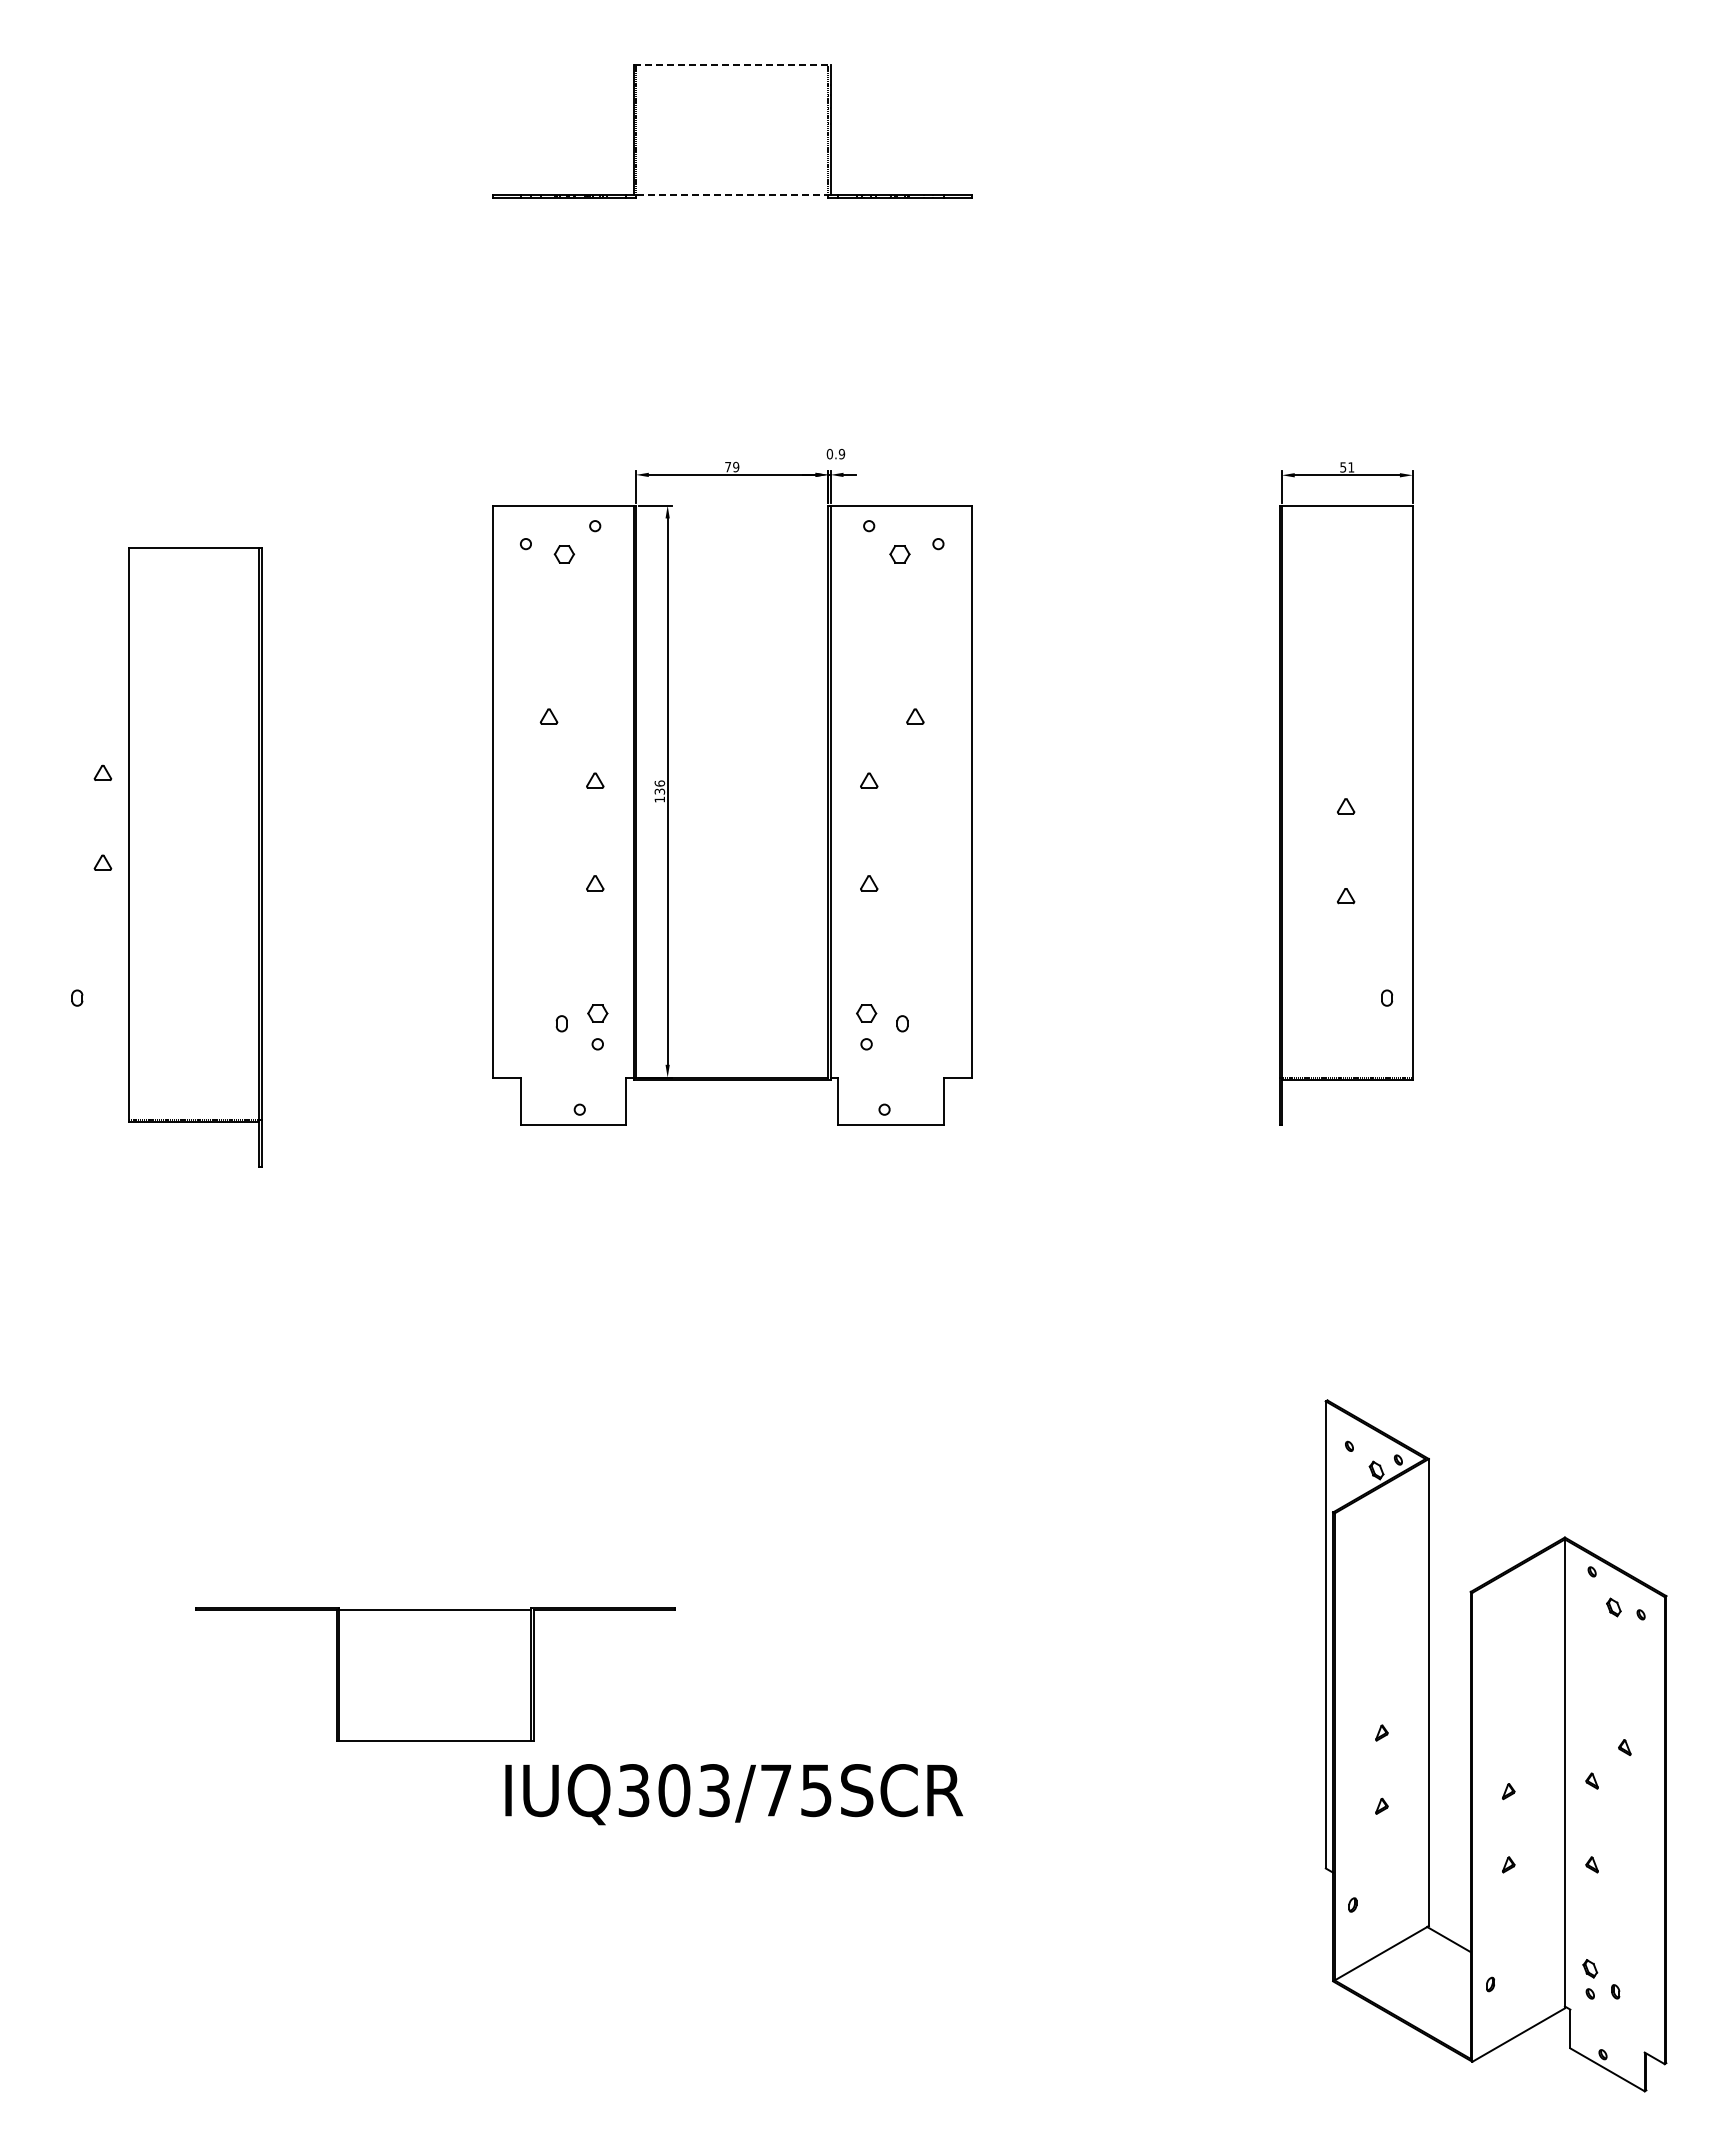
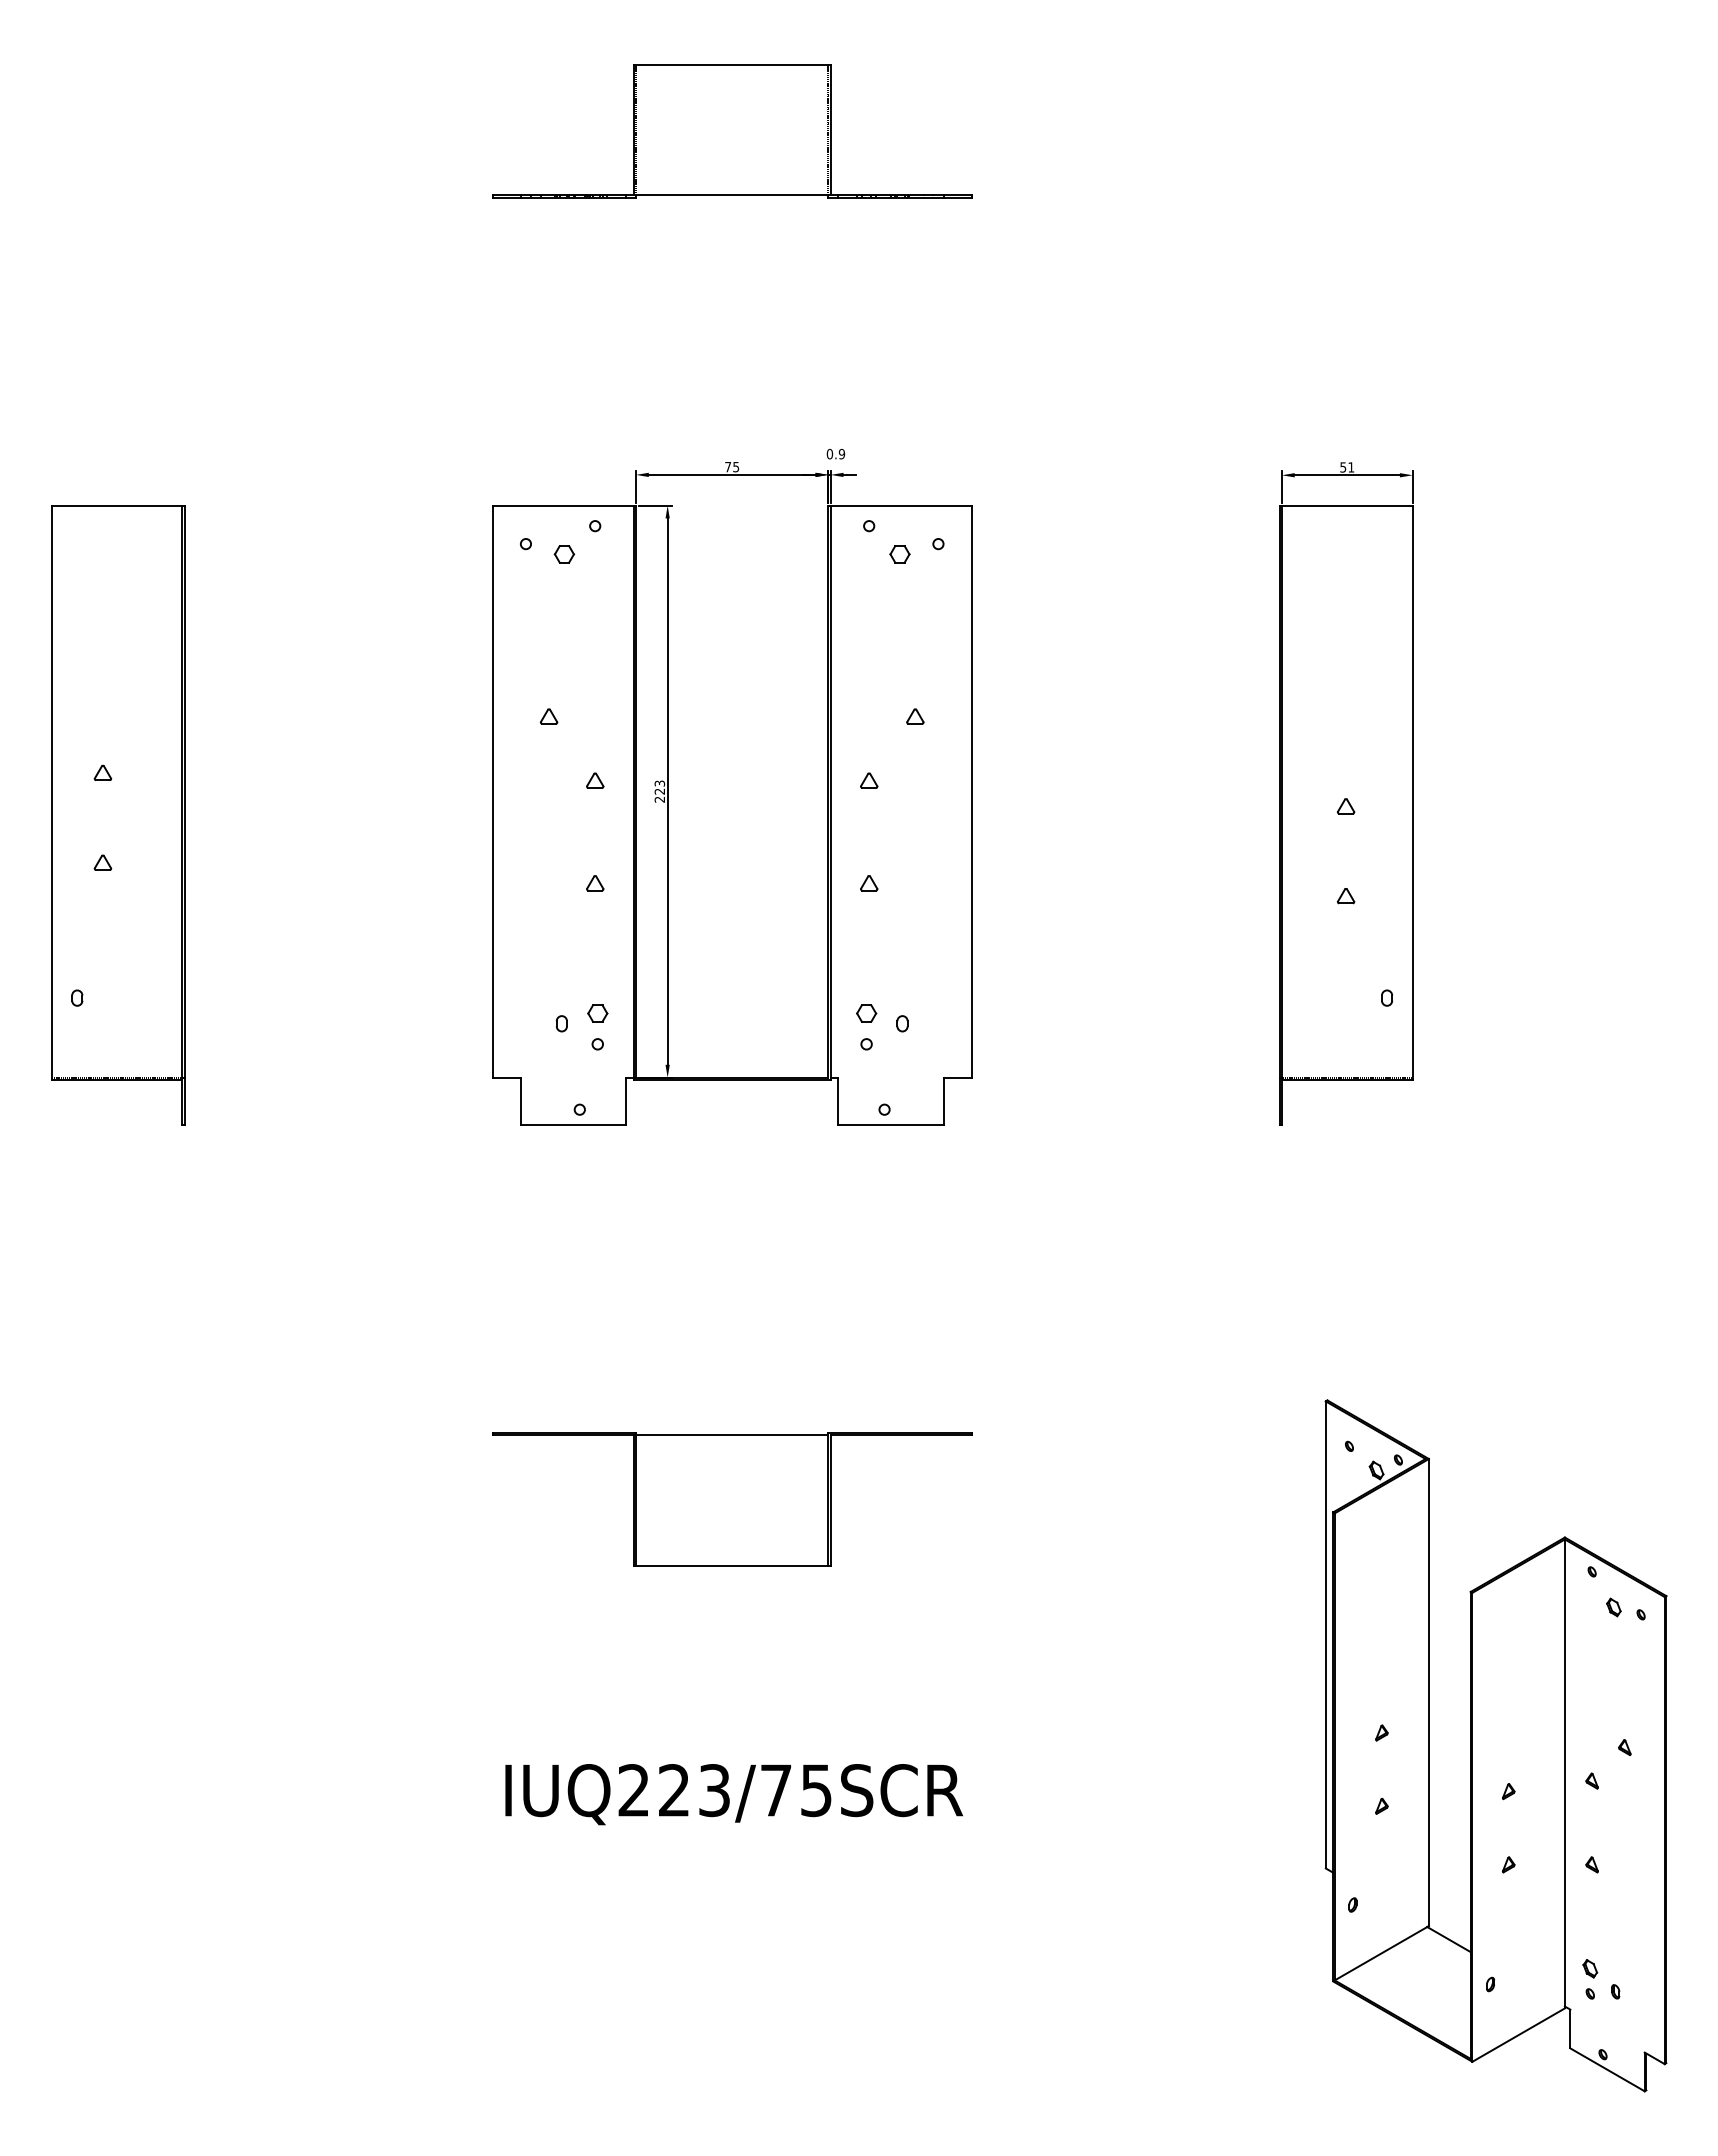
line: dashed -> solid (732, 64)
line: dashed -> solid (732, 195)
text: 79 -> 75 (736, 466)
text: 136 -> 223 (659, 791)
part position: (195, 857) -> (118, 815) (118, 815)
part position: (435, 1674) -> (732, 1499) (732, 1499)
text: IUQ303/75SCR -> IUQ223/75SCR (654, 1790)
